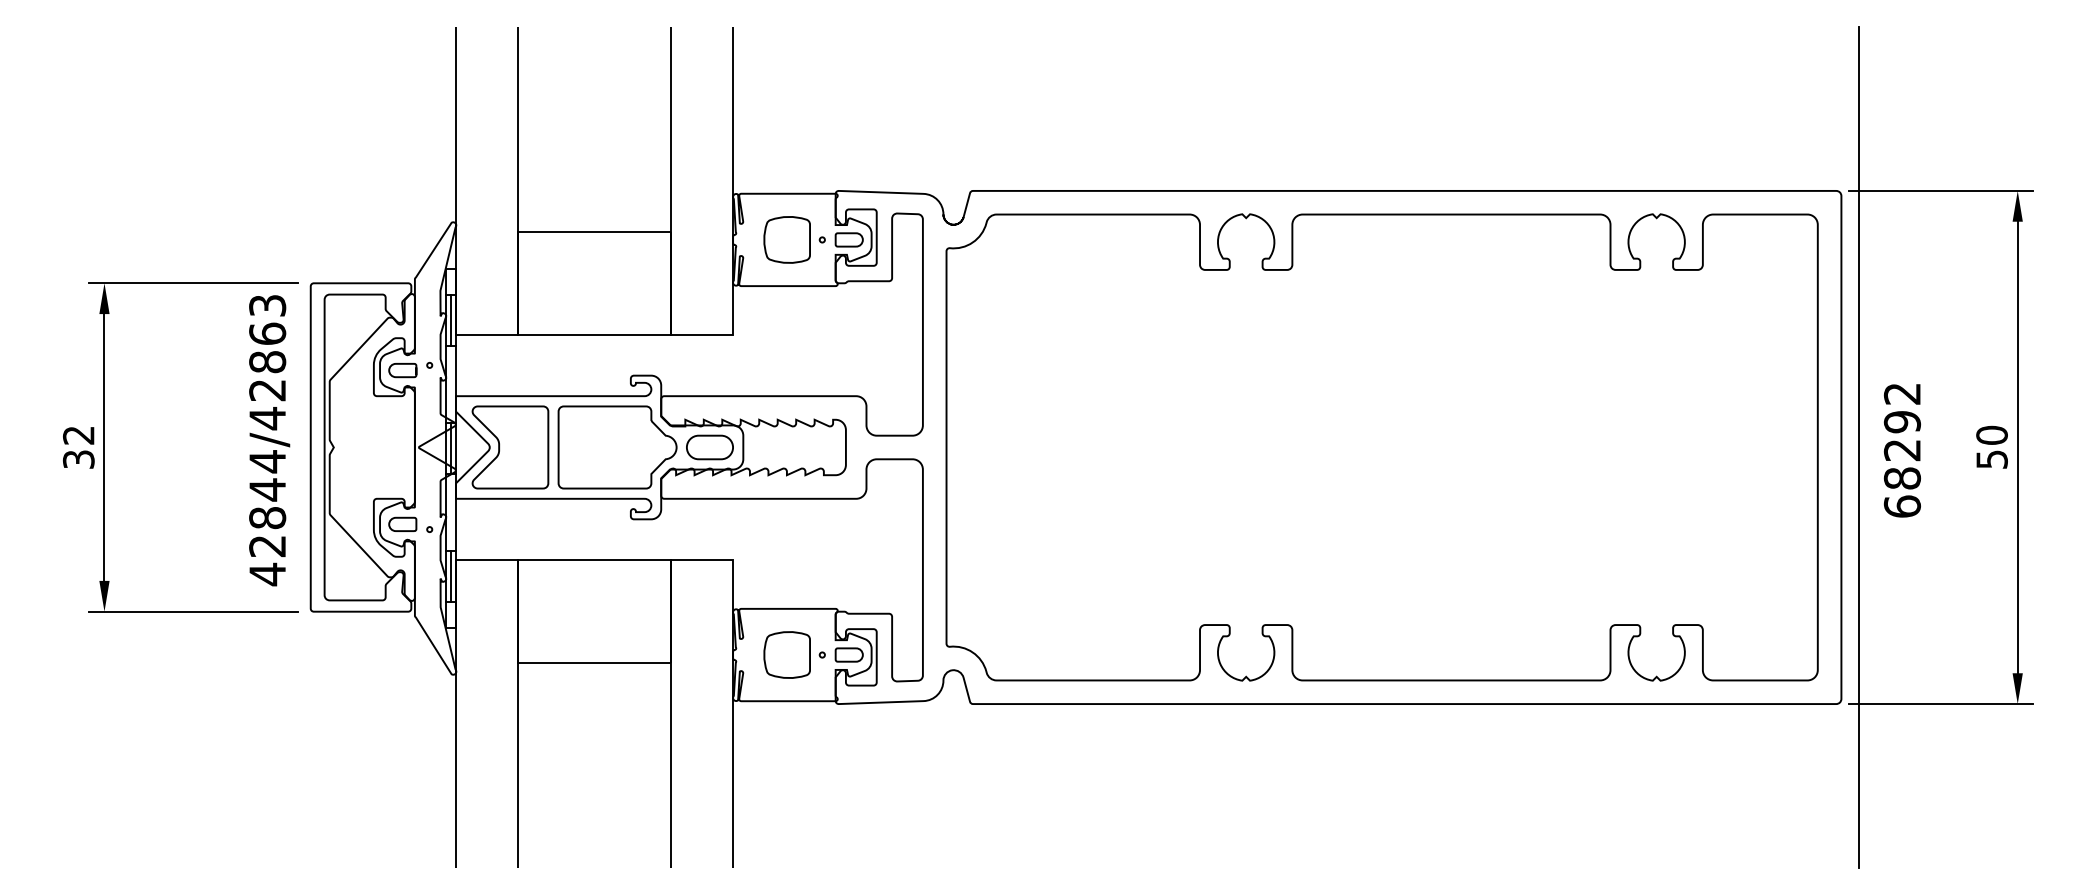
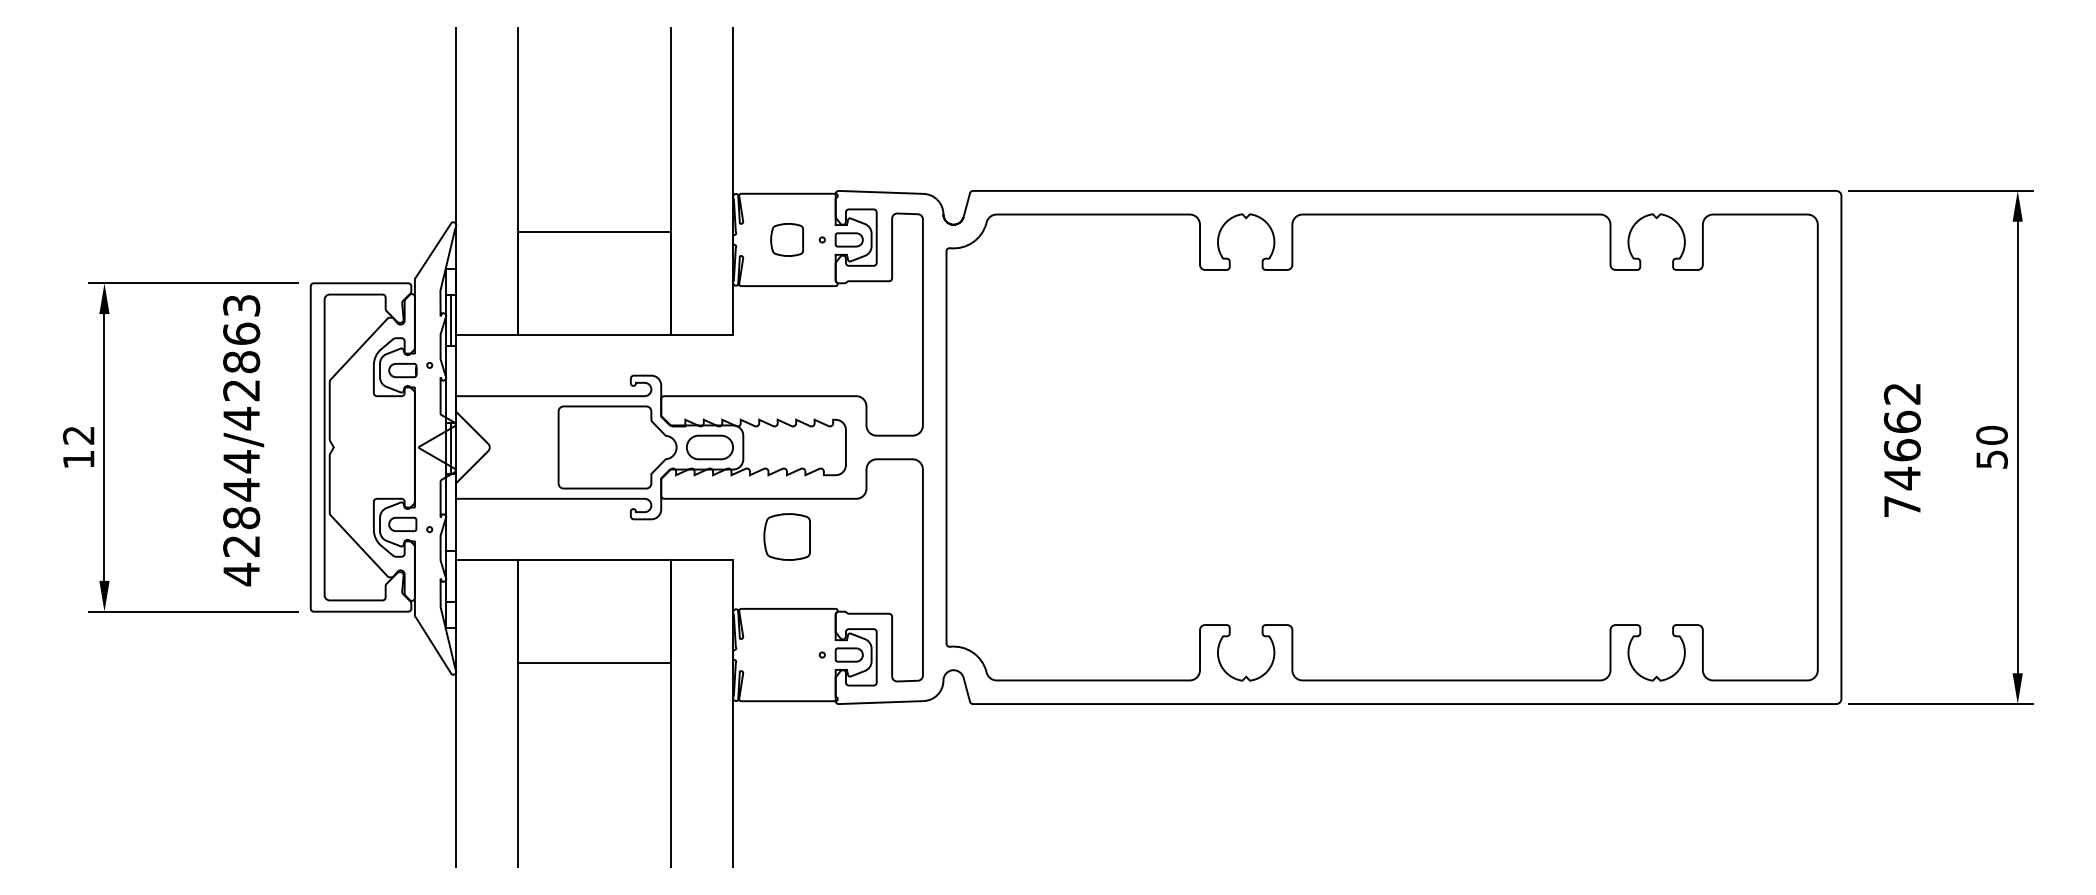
part size: 48x48 px -> 34x34 px (786, 239)
text position: (269, 440) -> (243, 440) (243, 440)
part: present -> none (510, 447)
line: present -> none (1858, 447)
text: 32 -> 12 (78, 459)
text: 68292 -> 74662 (1902, 463)
line: present -> none (450, 576)
part position: (786, 654) -> (786, 536) (786, 536)
